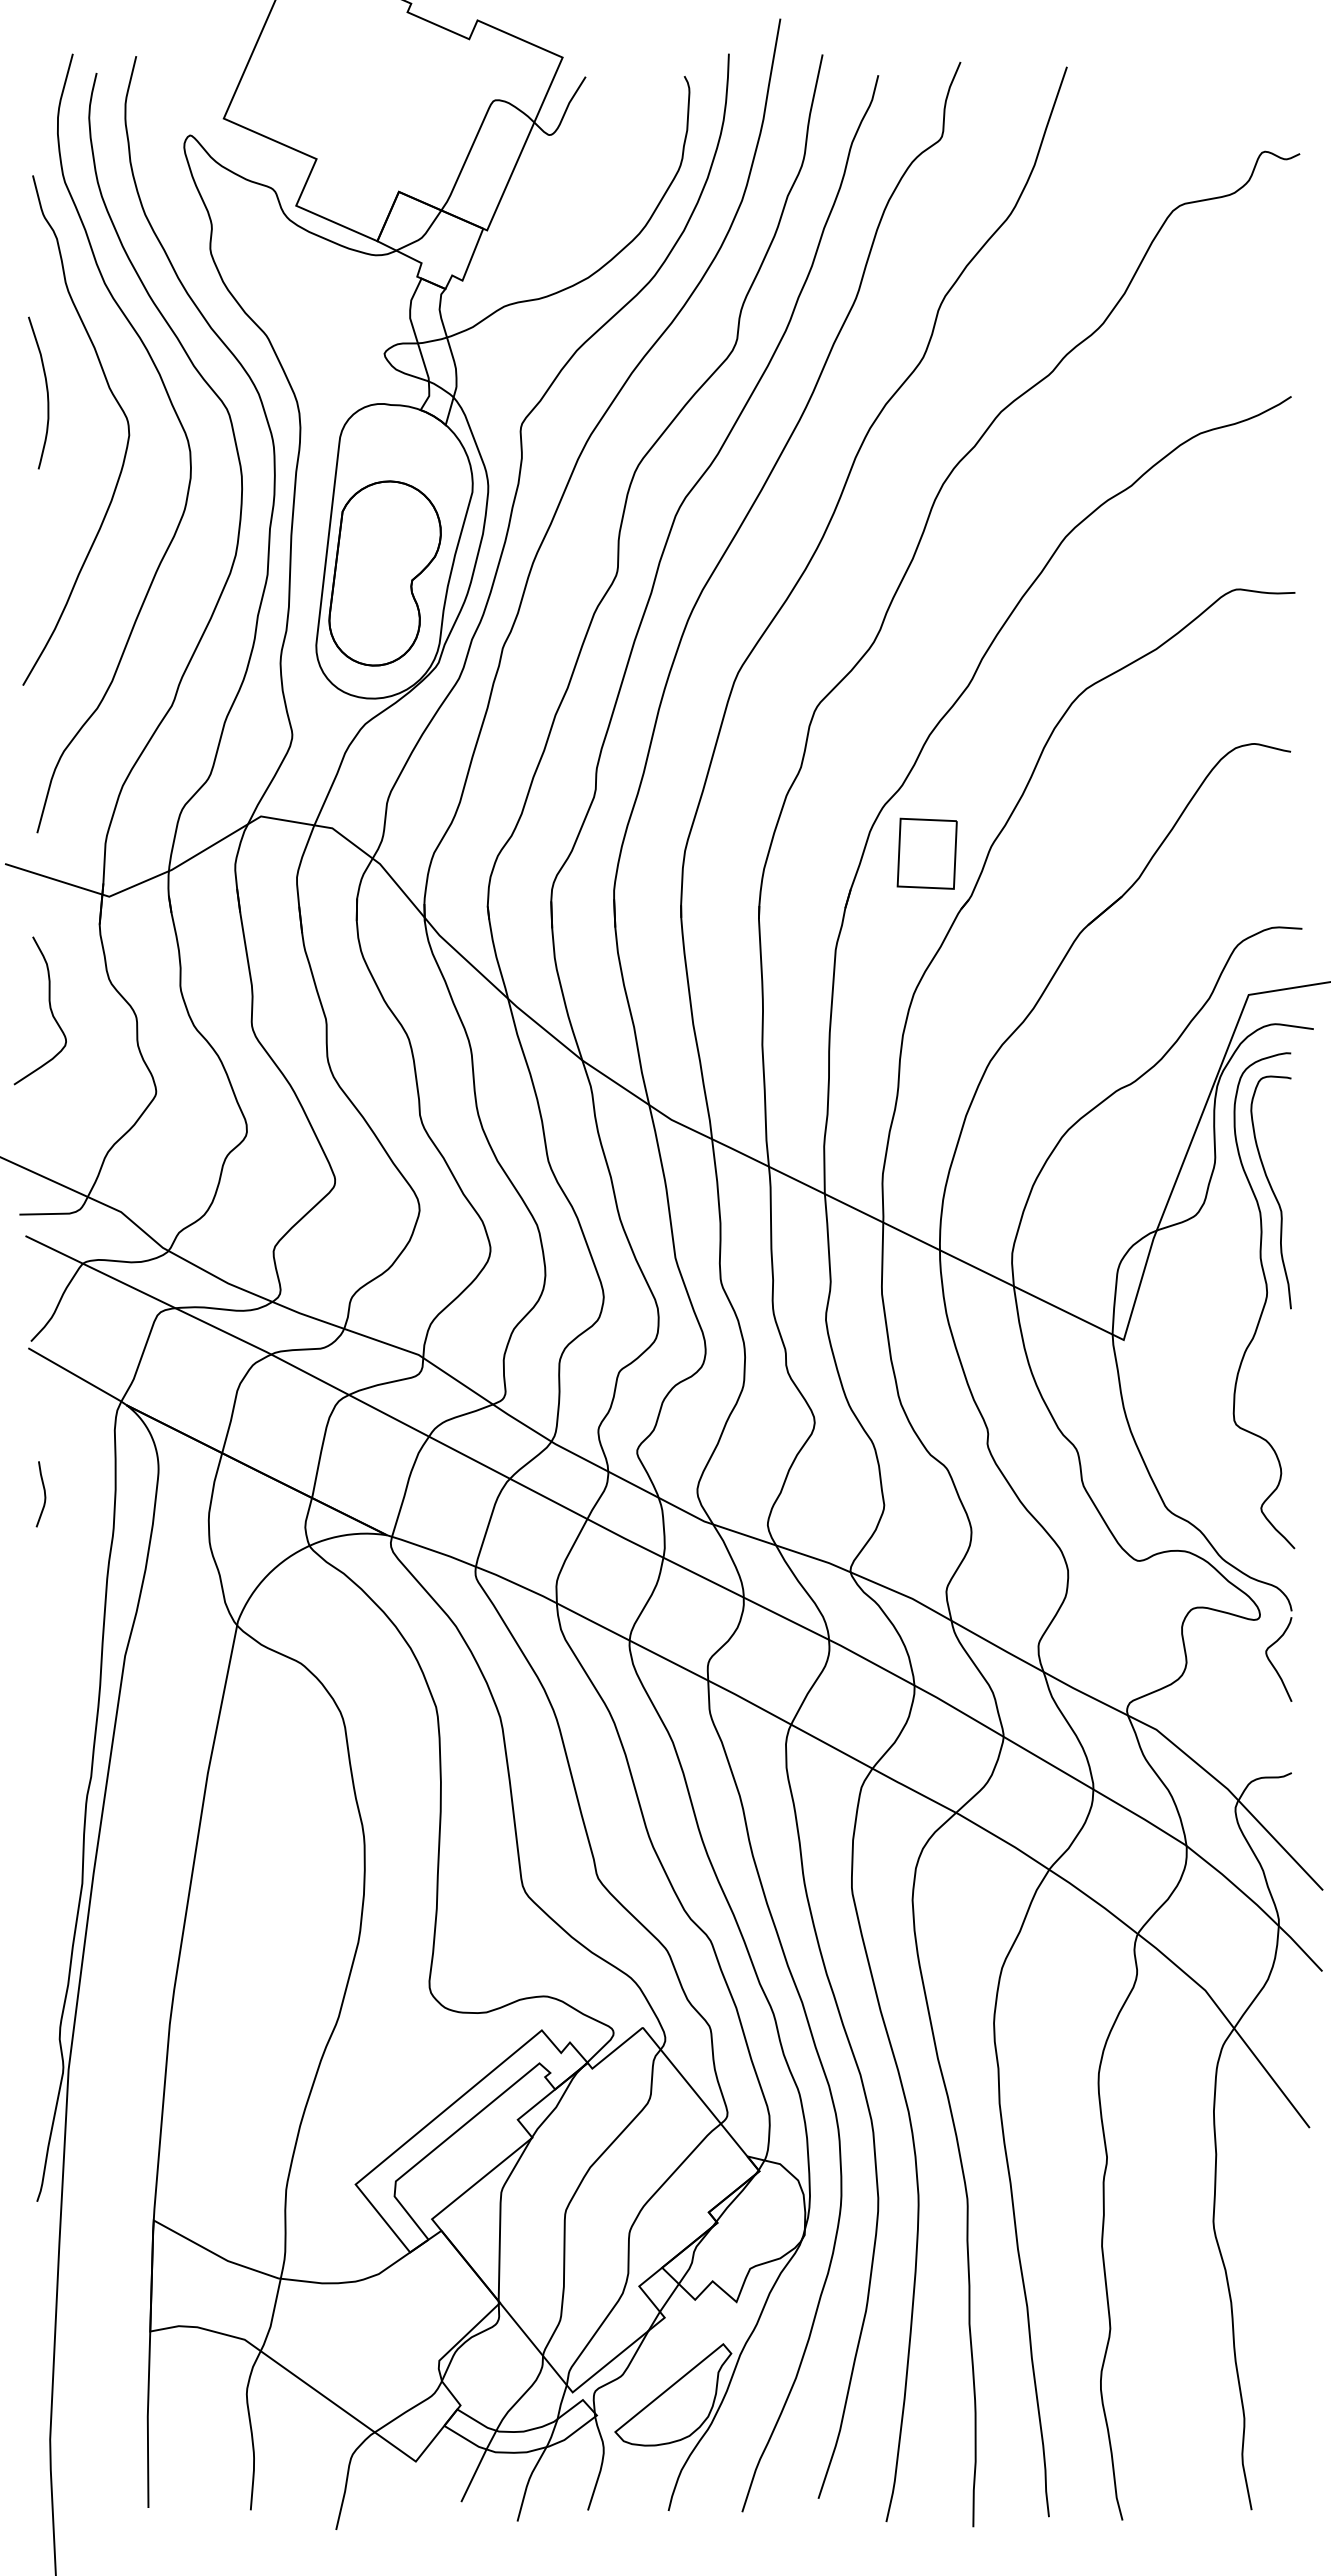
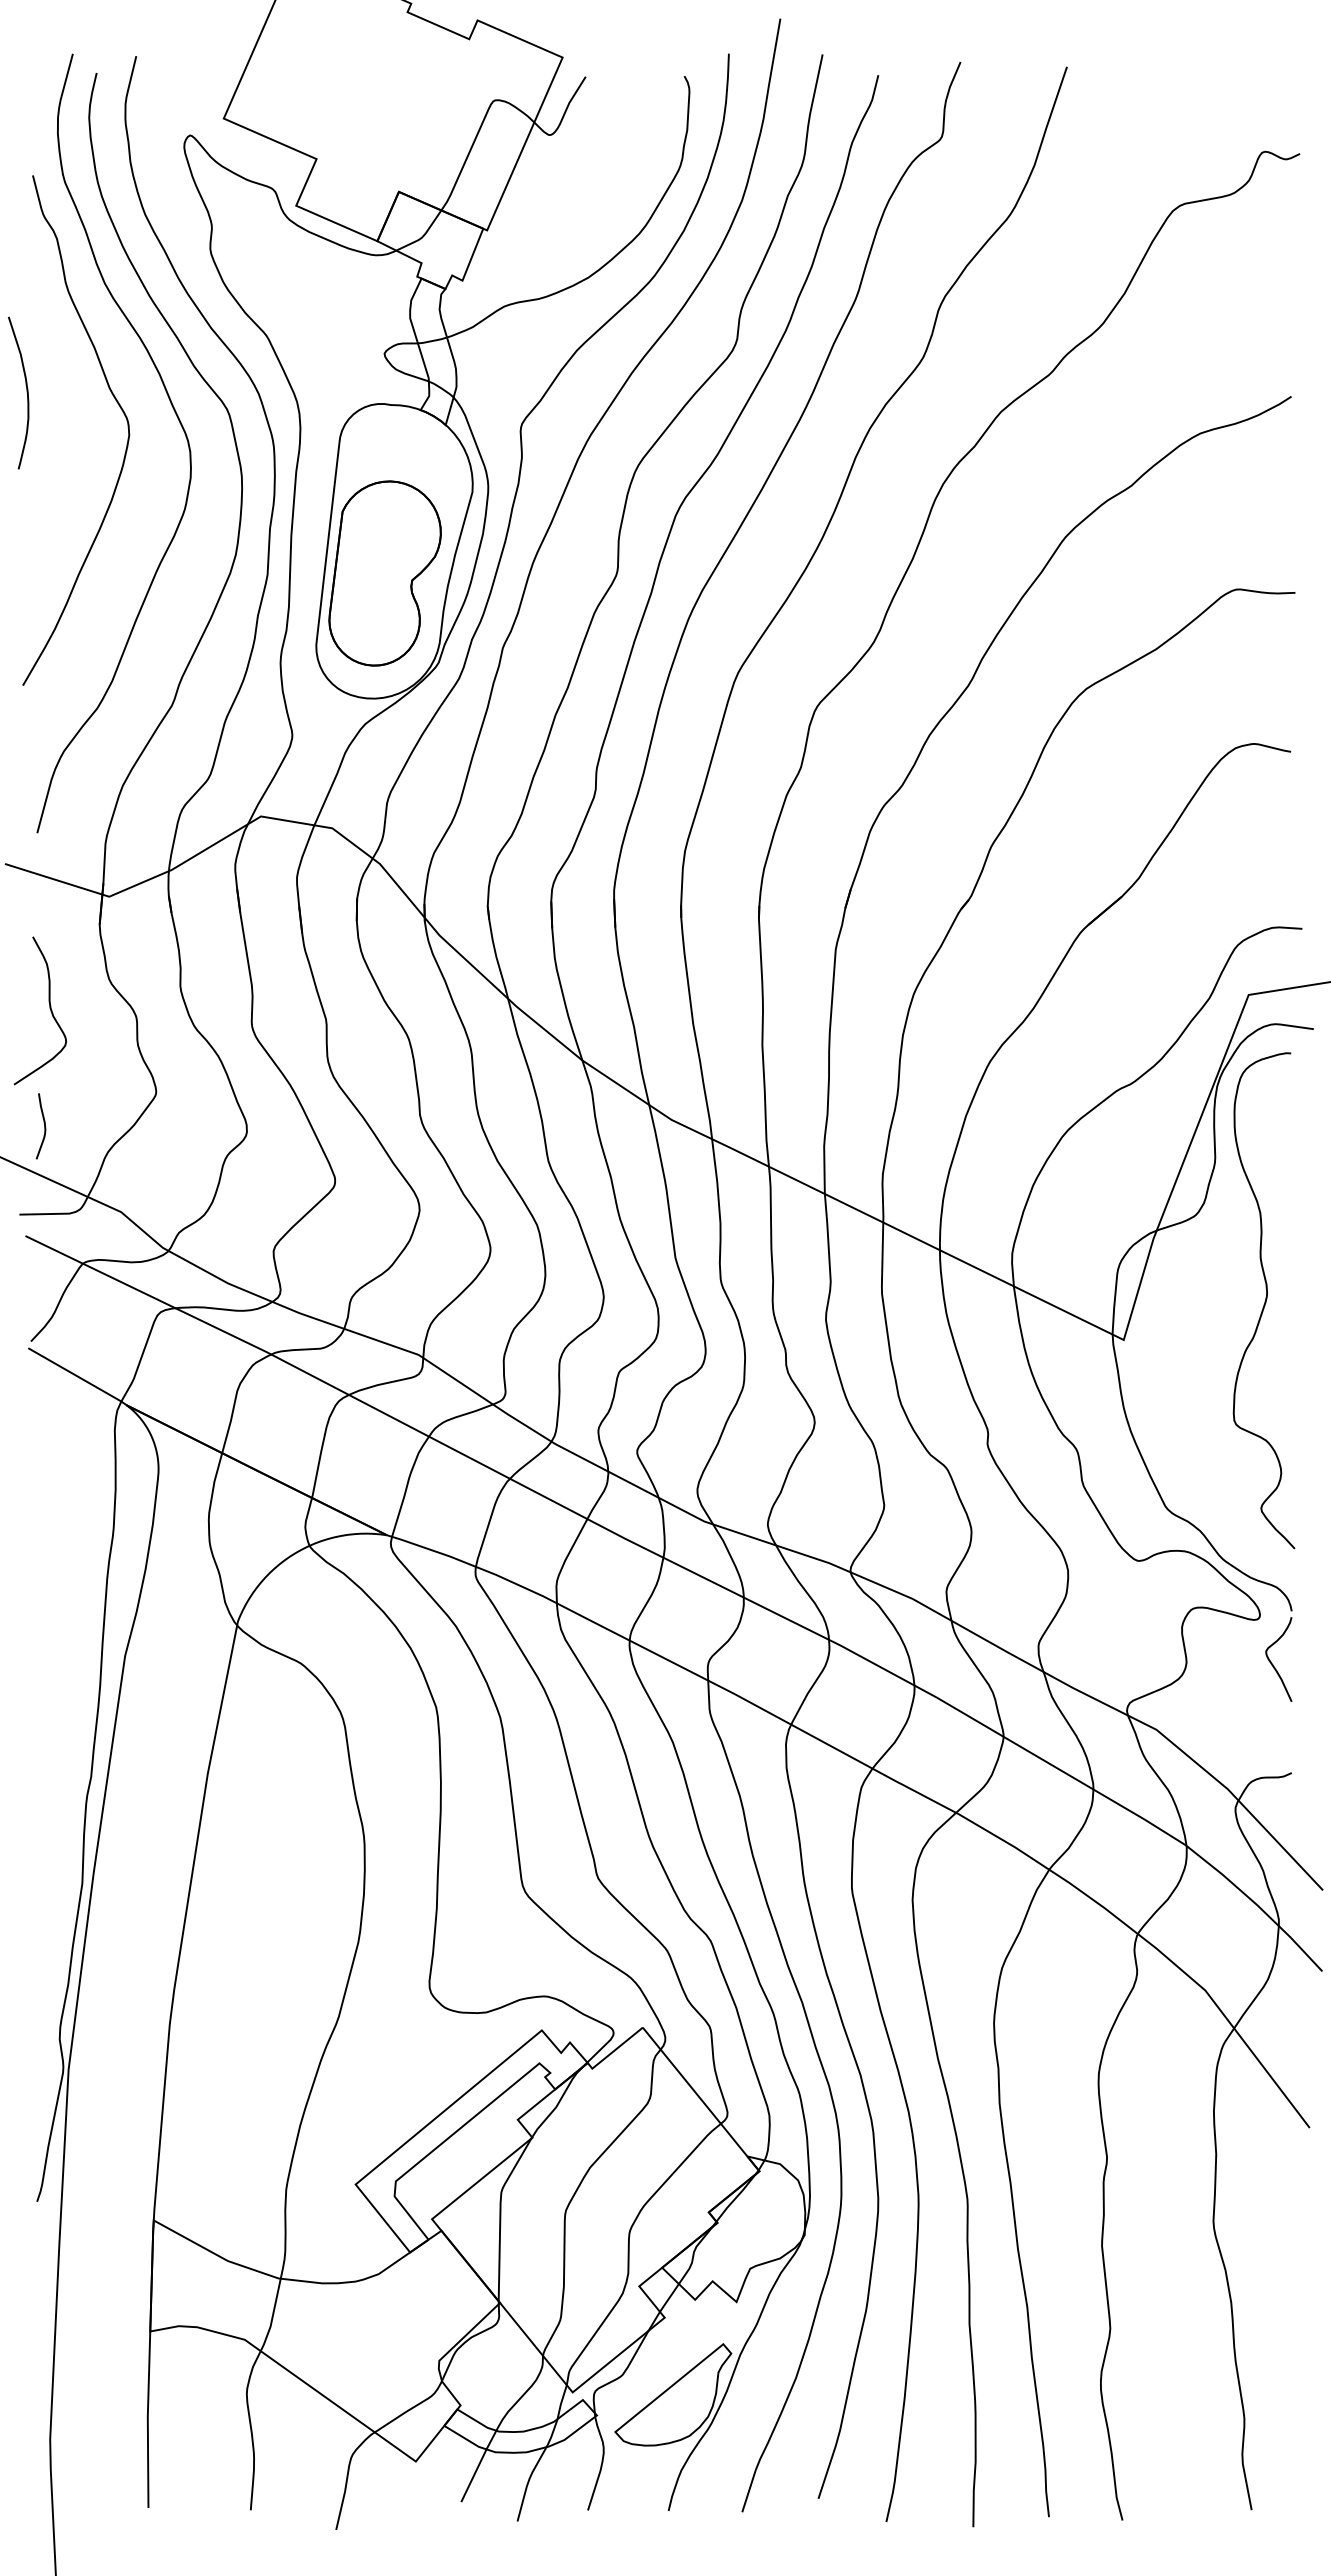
curve position: (46, 392) -> (26, 392) (26, 392)
part: present -> none (926, 853)
curve: present -> none (1272, 1192)
curve position: (44, 1494) -> (44, 1126) (44, 1126)
